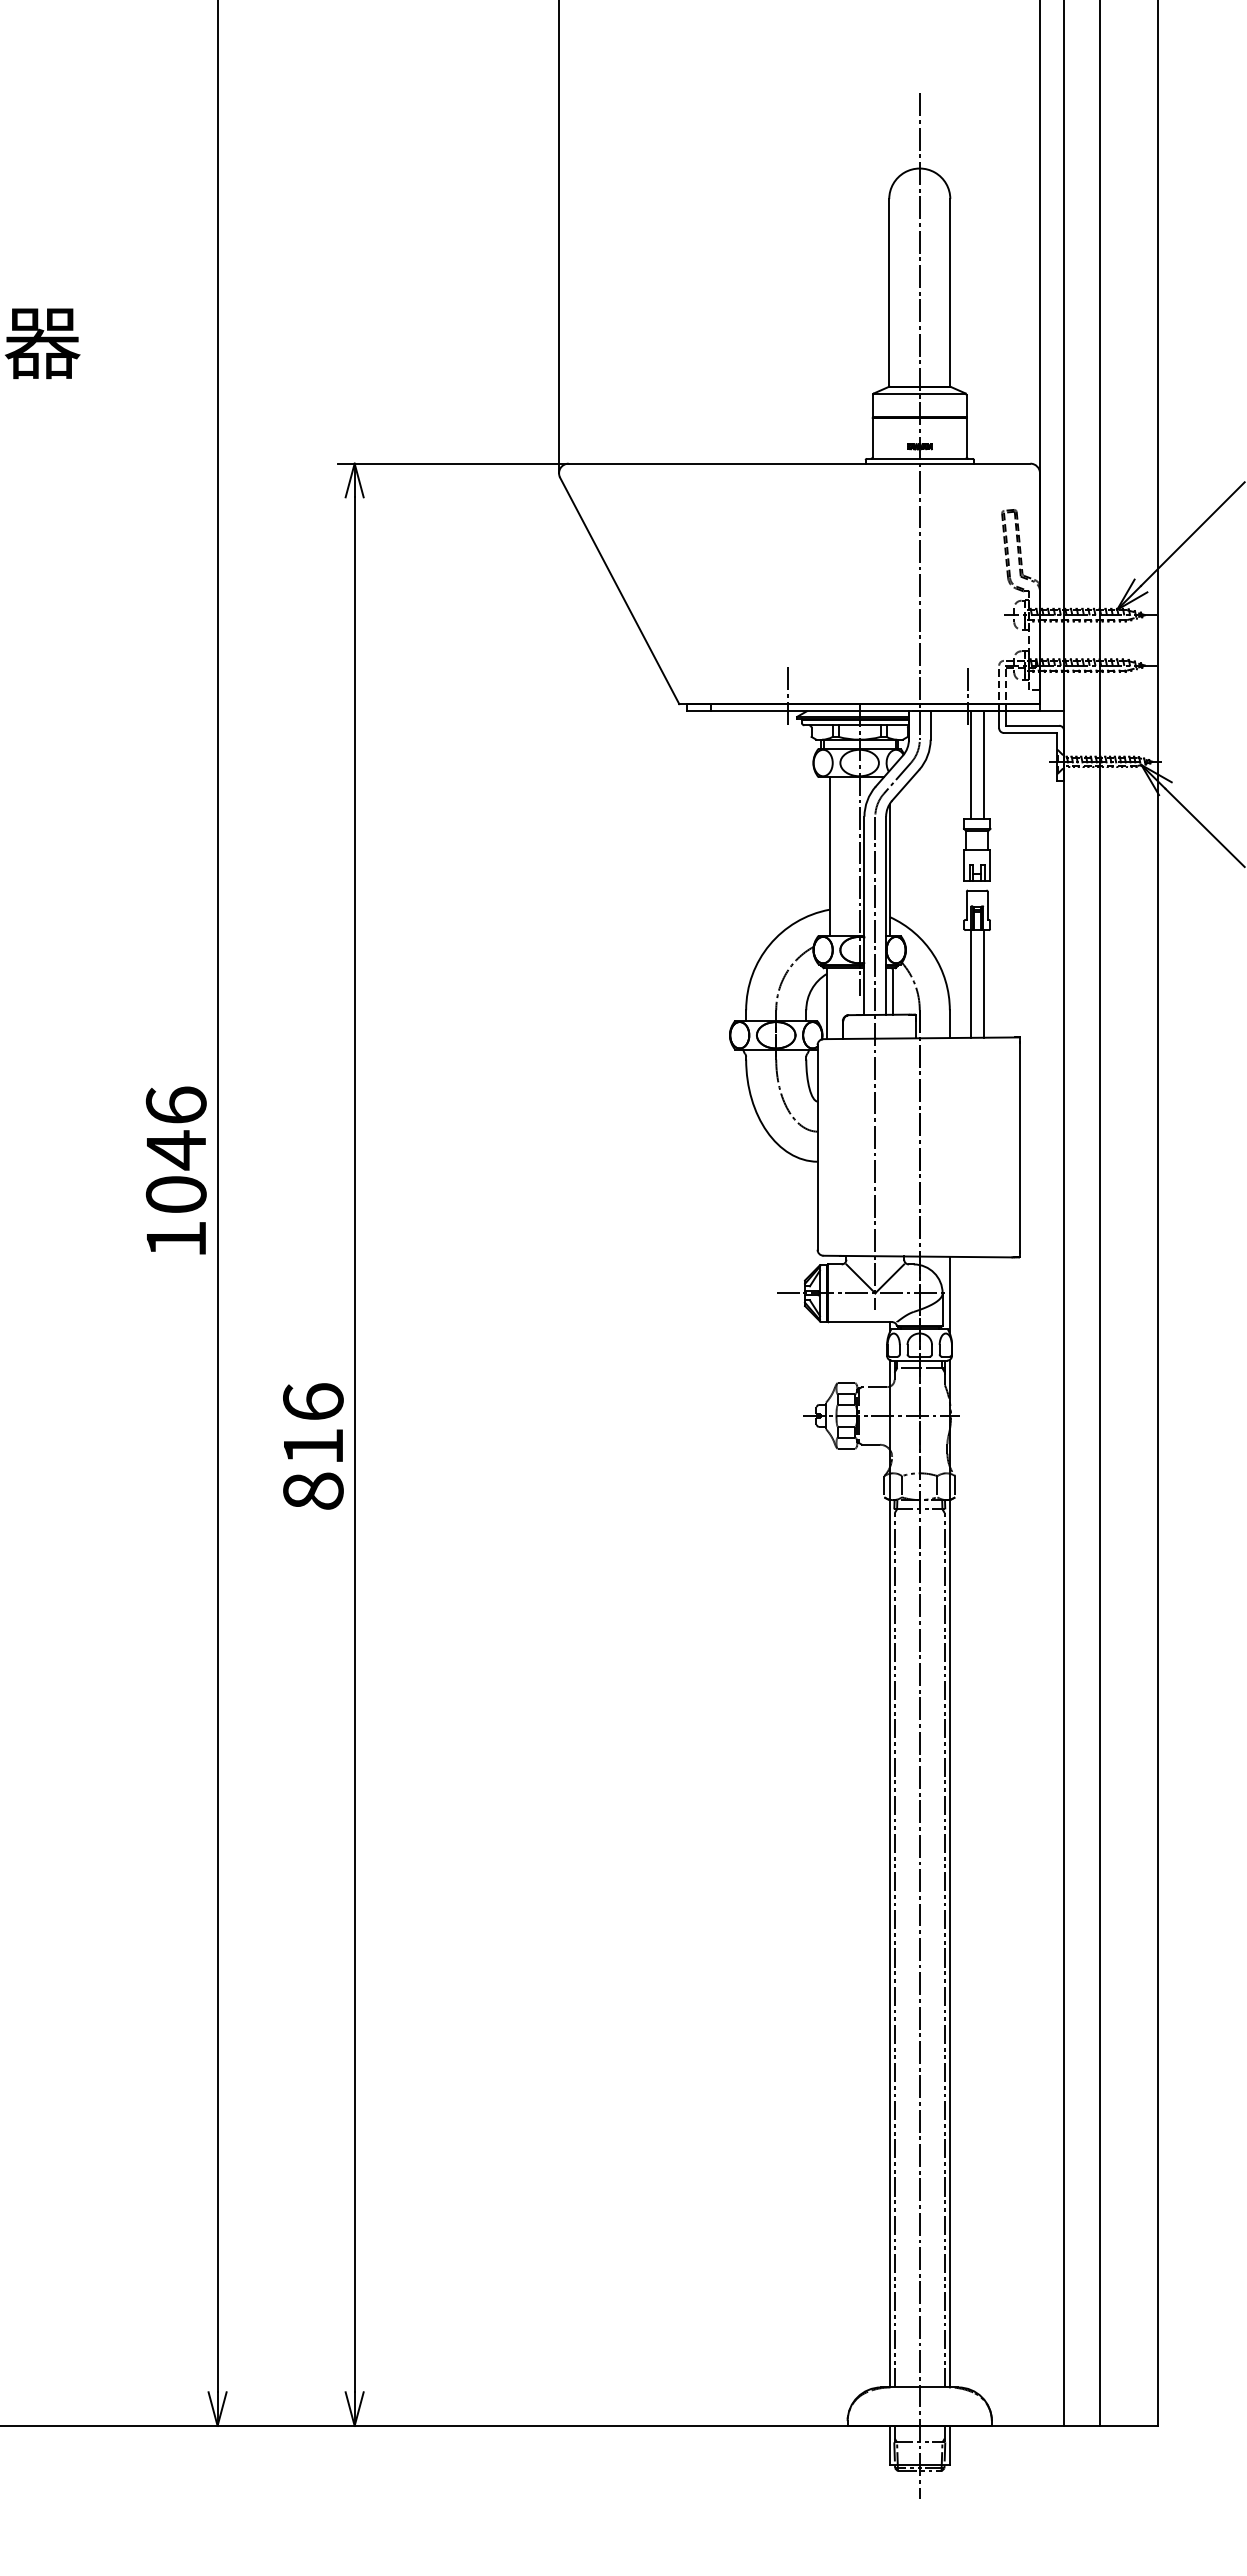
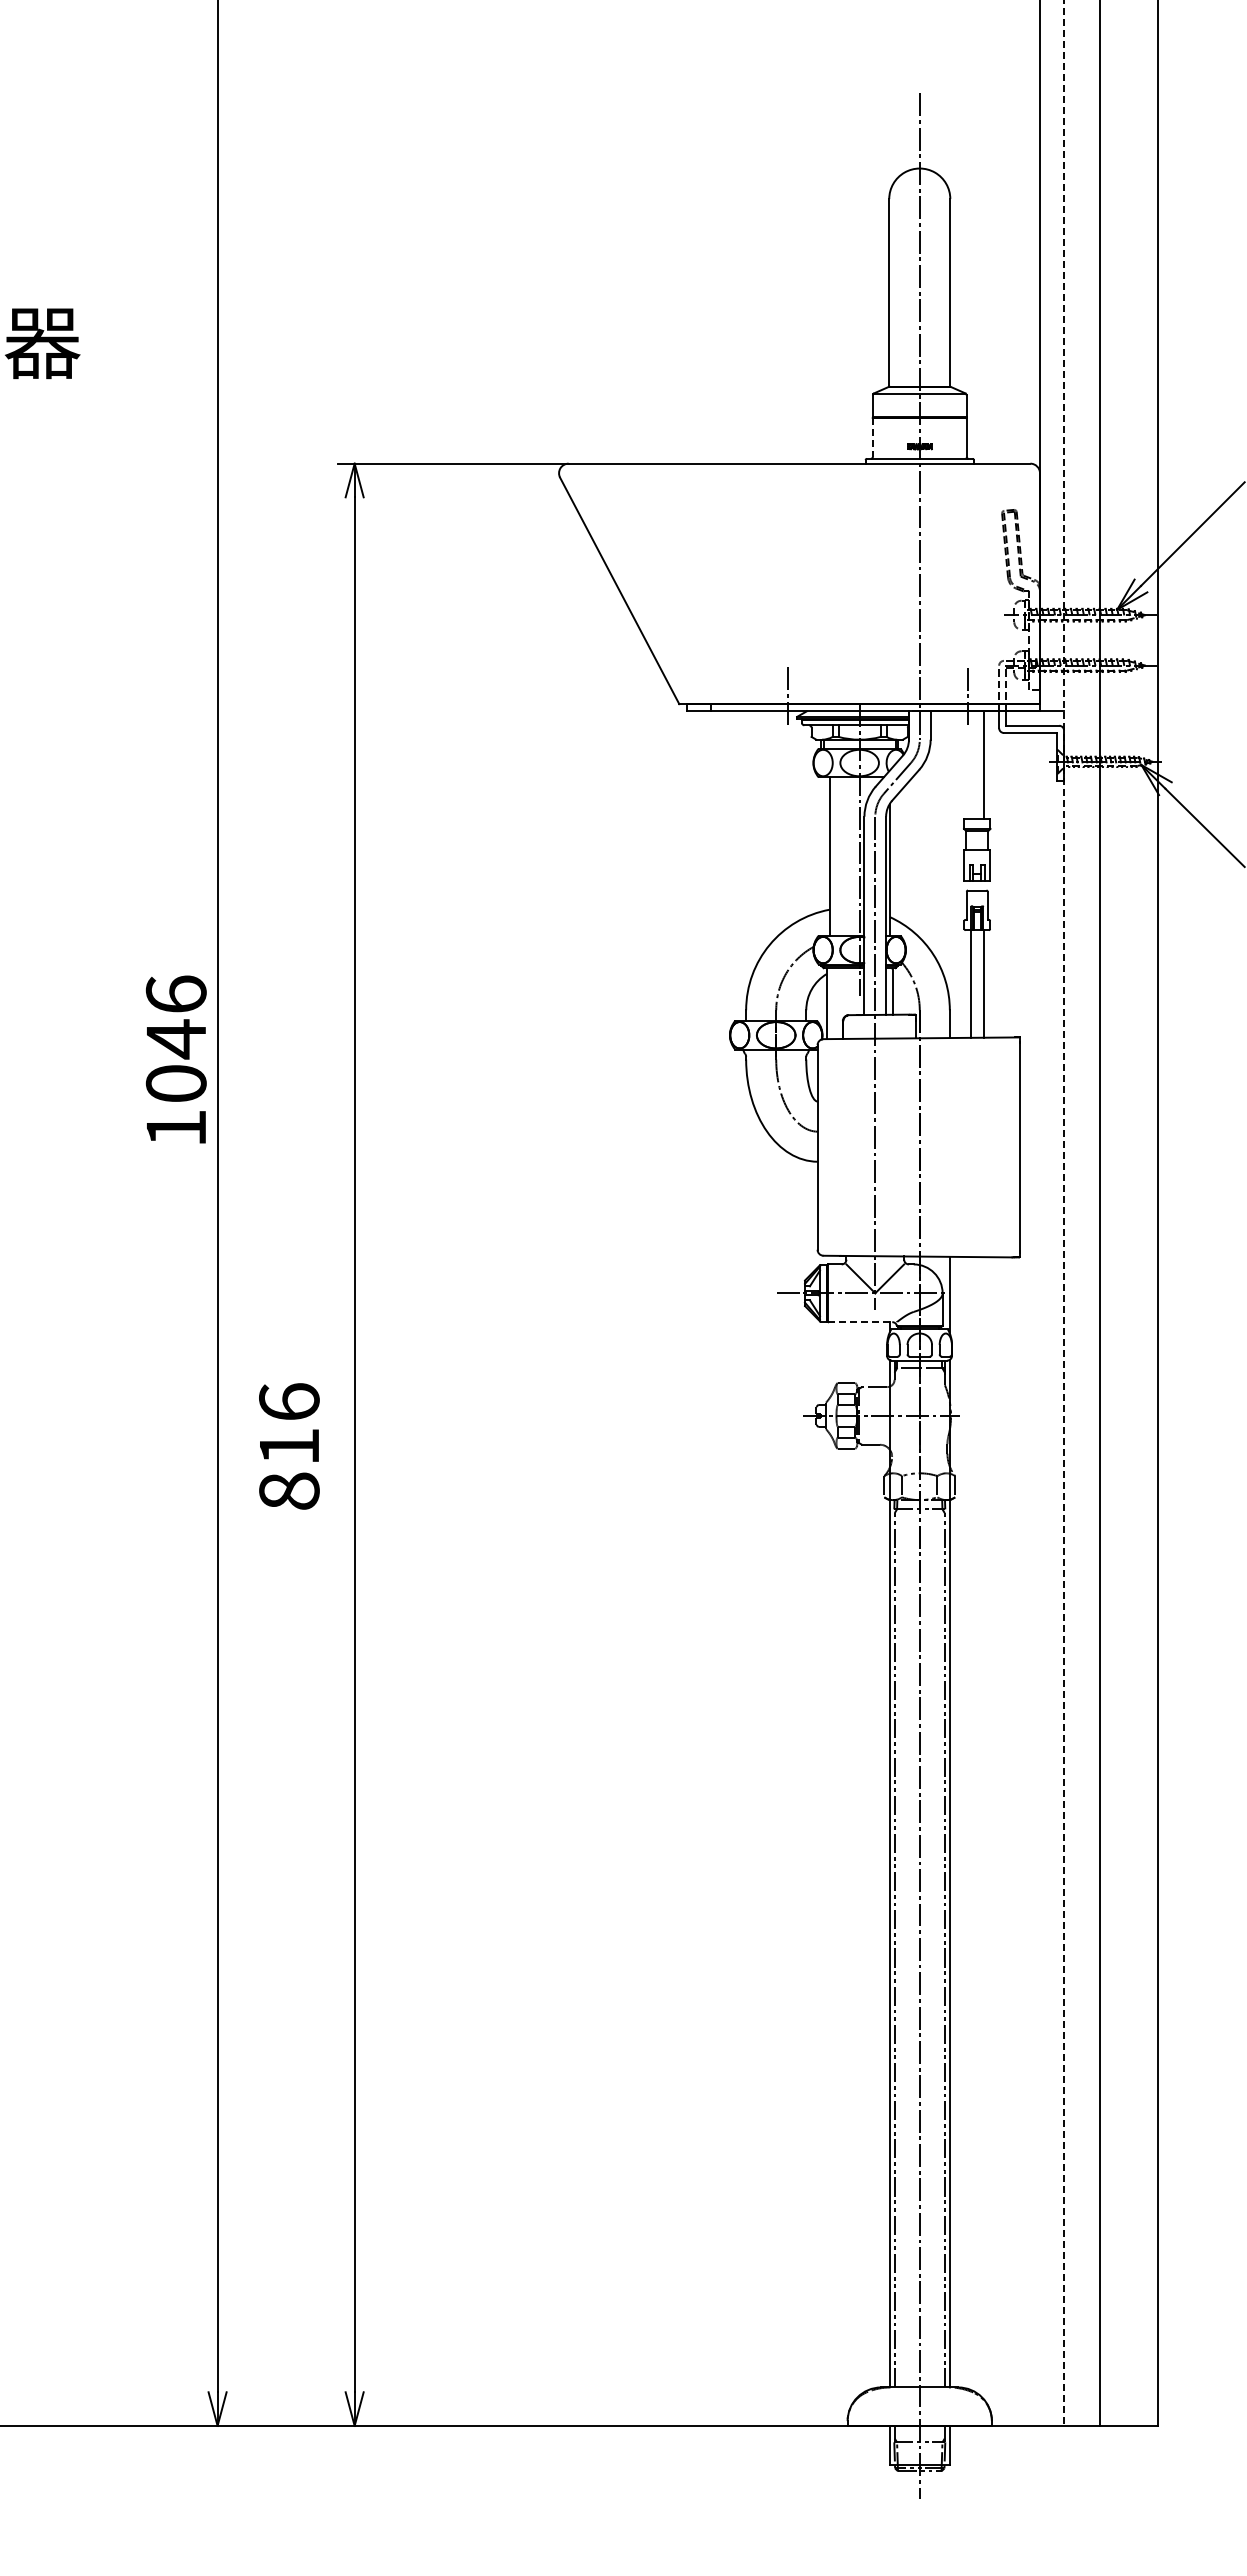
line: present -> none (559, 237)
line: solid -> dashed (872, 438)
line: present -> none (971, 765)
text position: (175, 1170) -> (175, 1059) (175, 1059)
line: solid -> dashed (1064, 1213)
line: solid -> dashed (860, 1322)
text position: (313, 1446) -> (289, 1446) (289, 1446)
